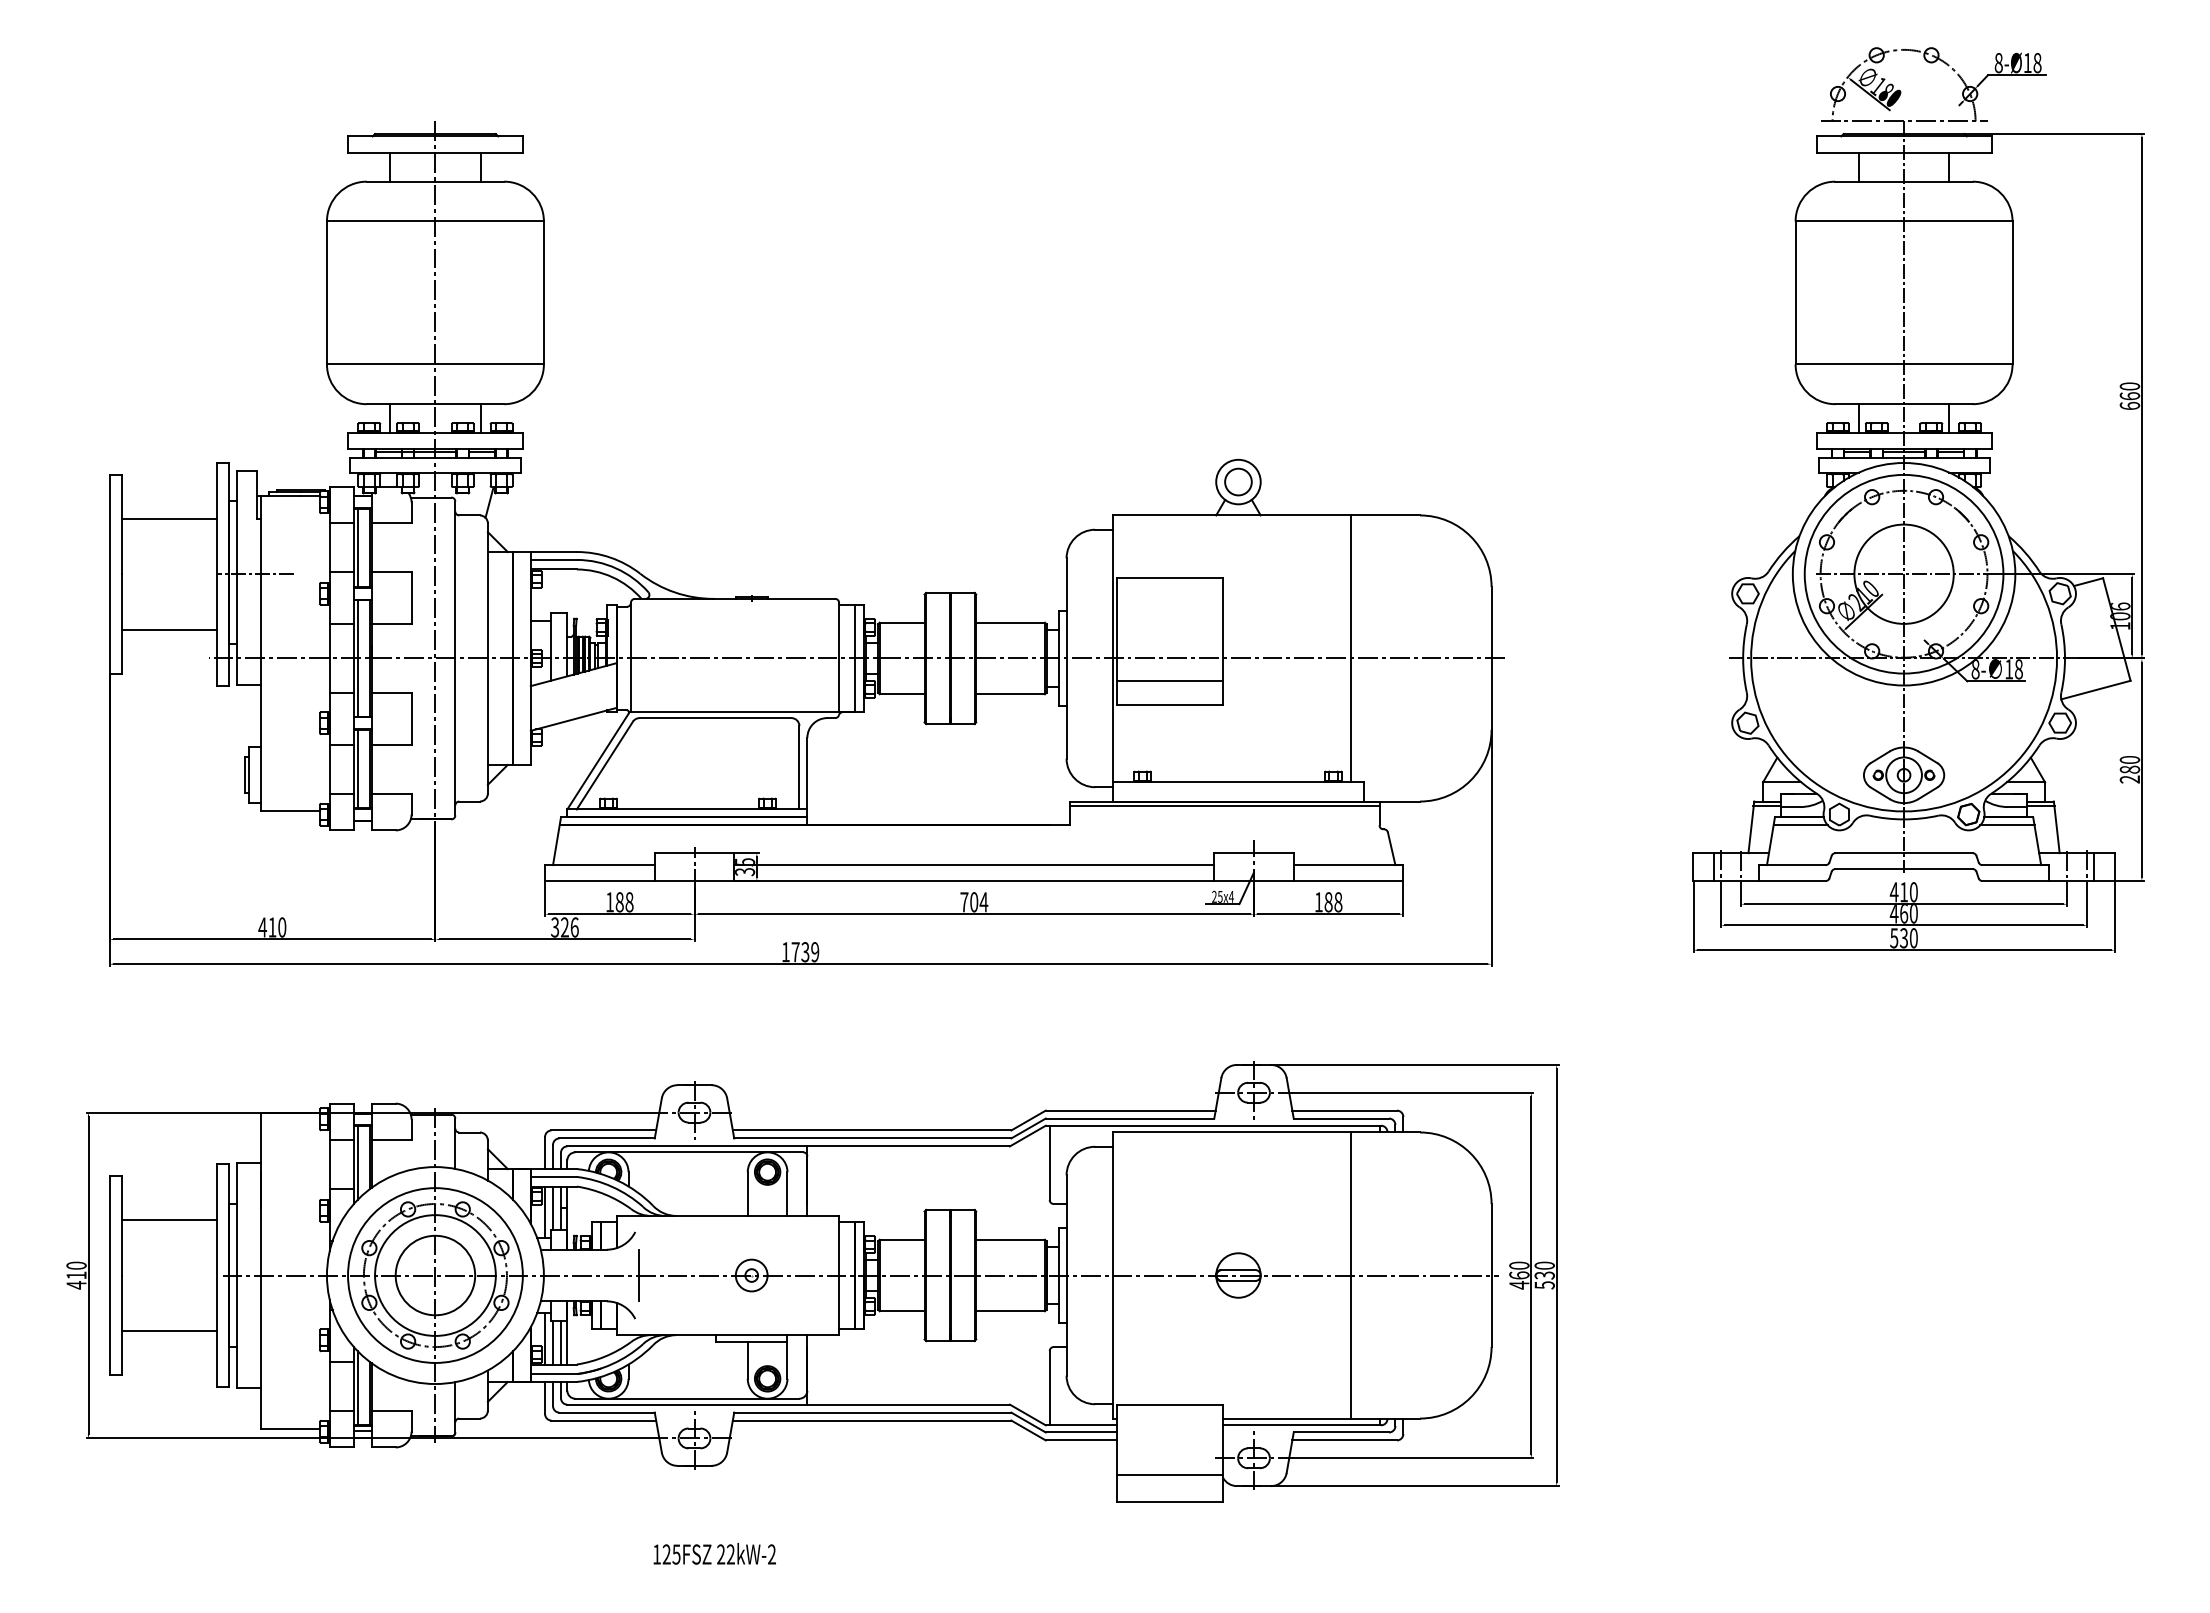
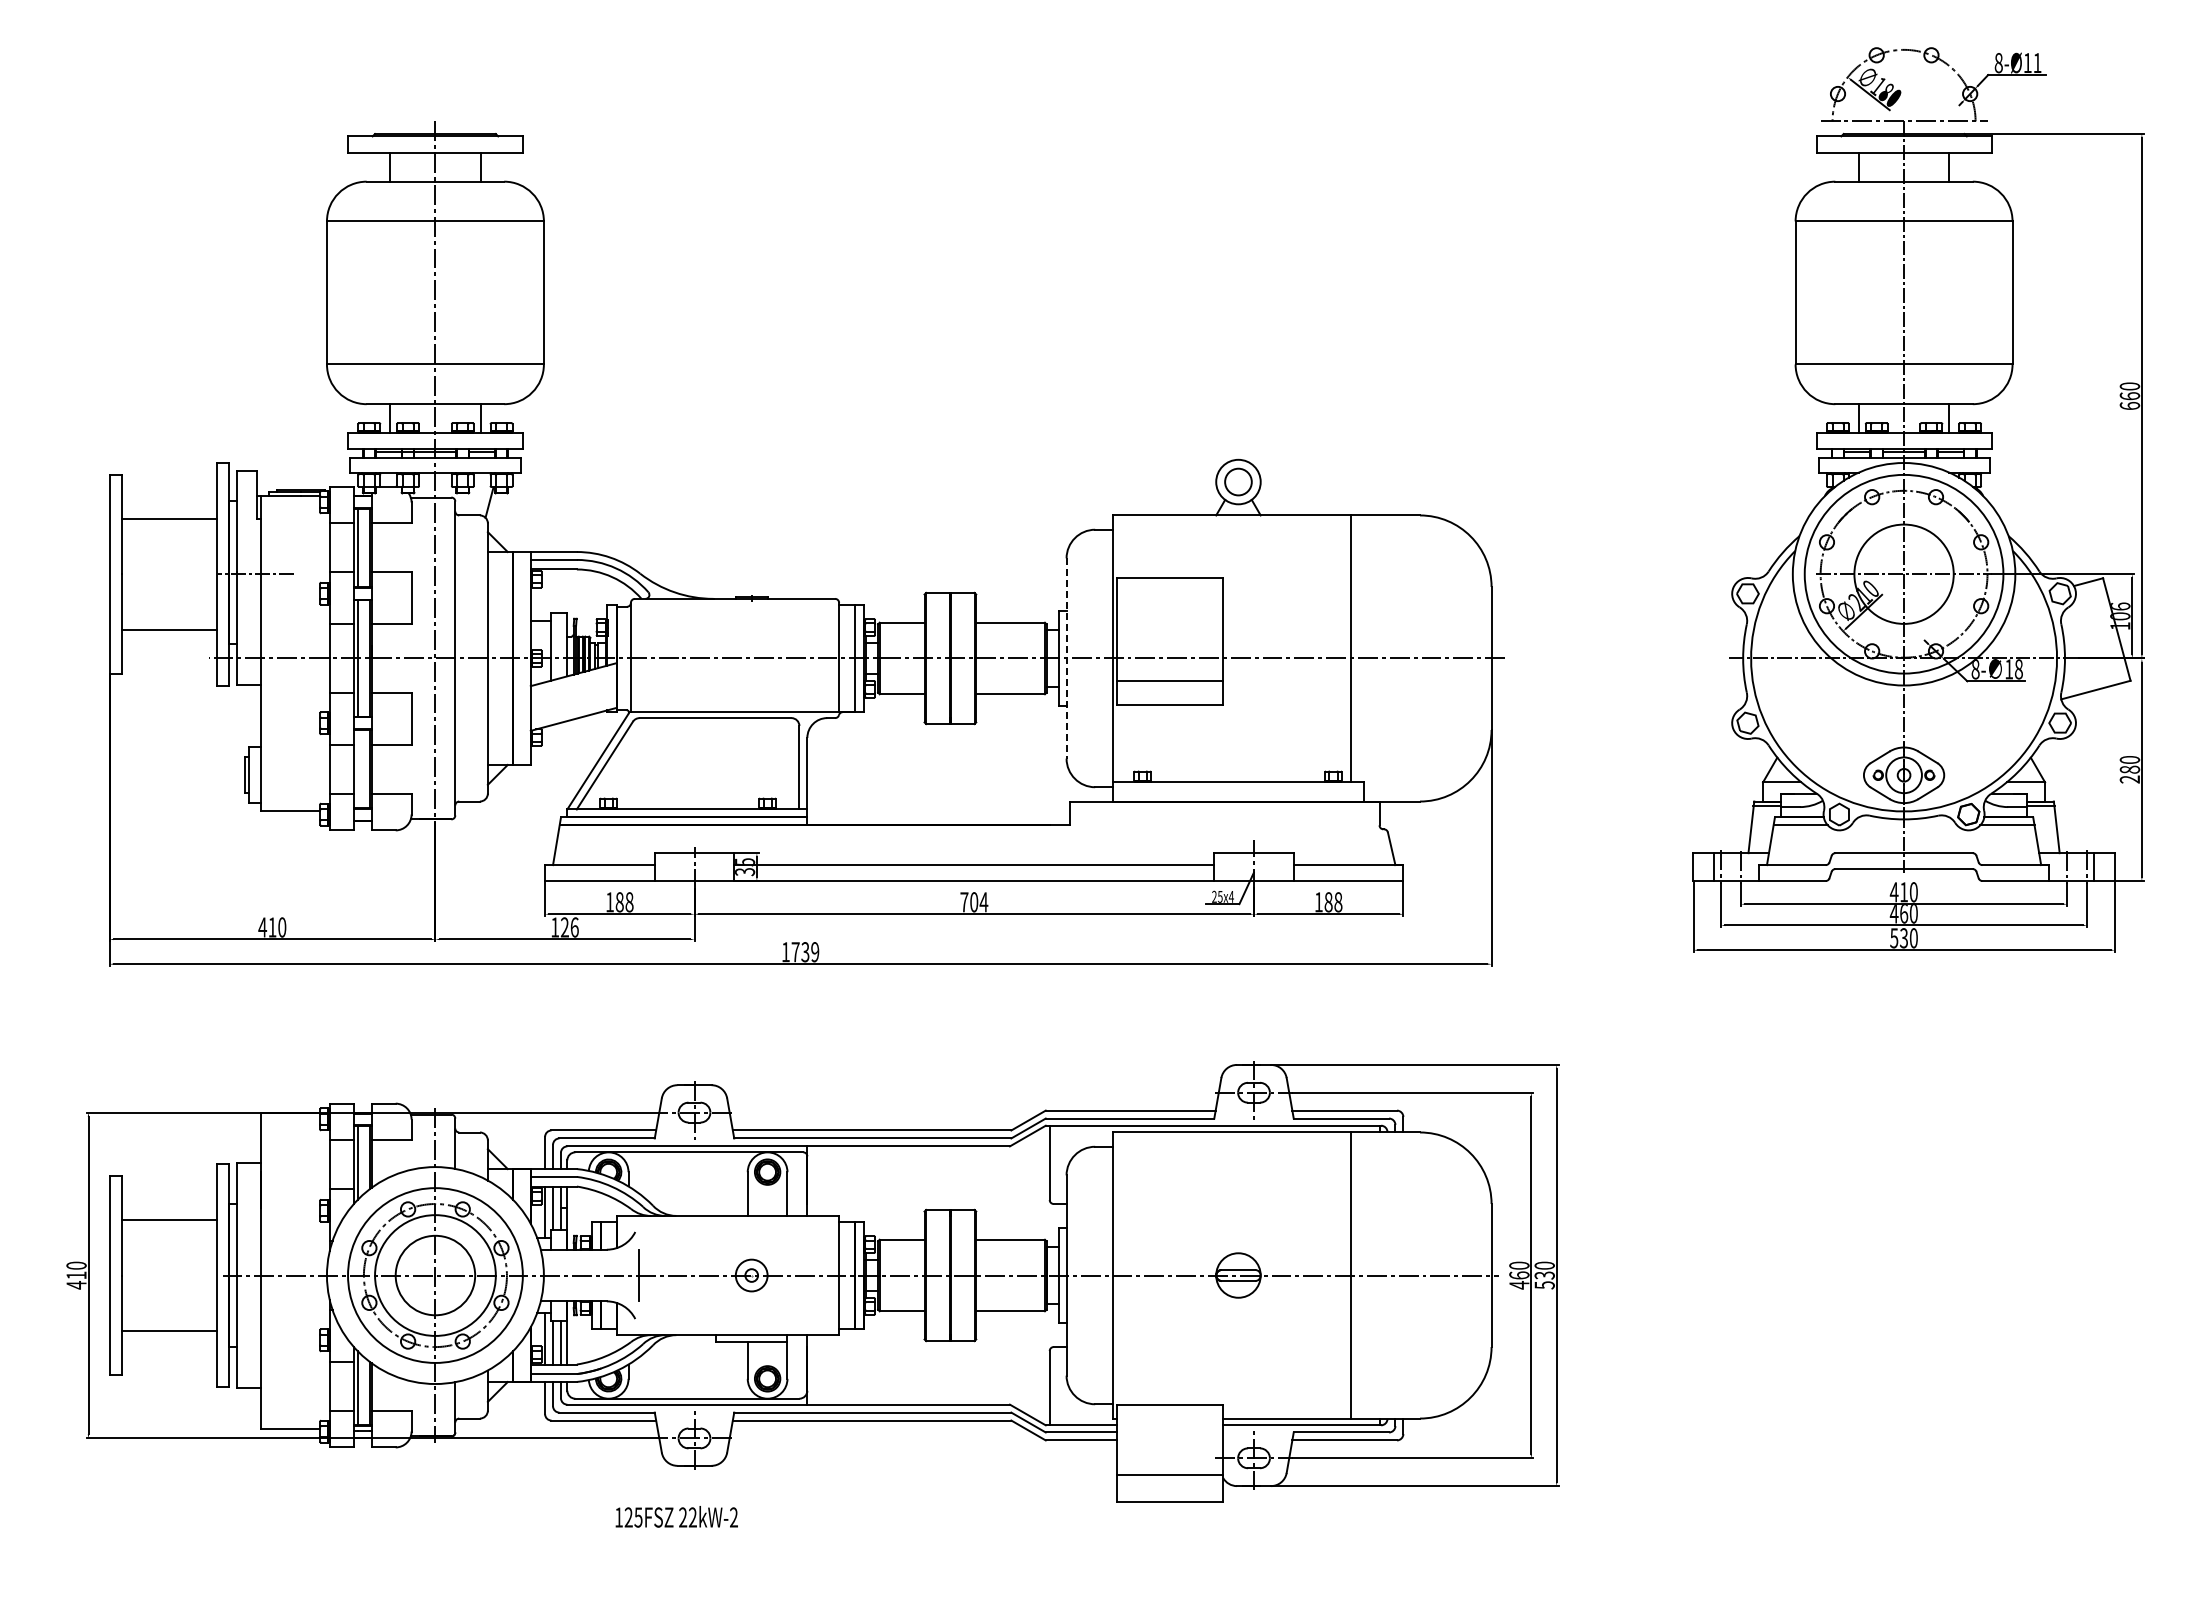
text: 8-Ø18 -> 8-Ø11 (2037, 63)
line: solid -> dashed (1066, 658)
line: present -> none (357, 768)
line: present -> none (1224, 805)
text: 326 -> 126 (555, 927)
text position: (714, 1553) -> (676, 1516) (676, 1516)
